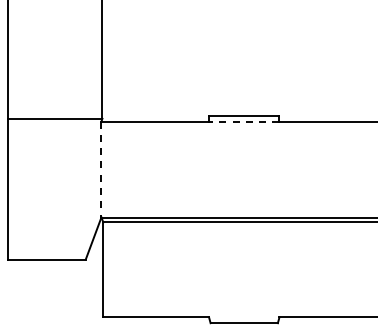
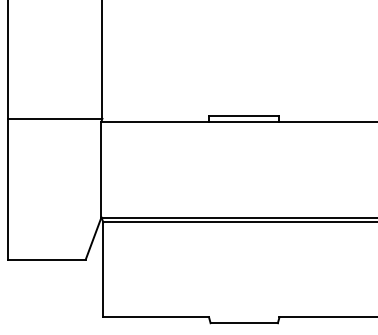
line: dashed -> solid (243, 121)
line: dashed -> solid (101, 169)
